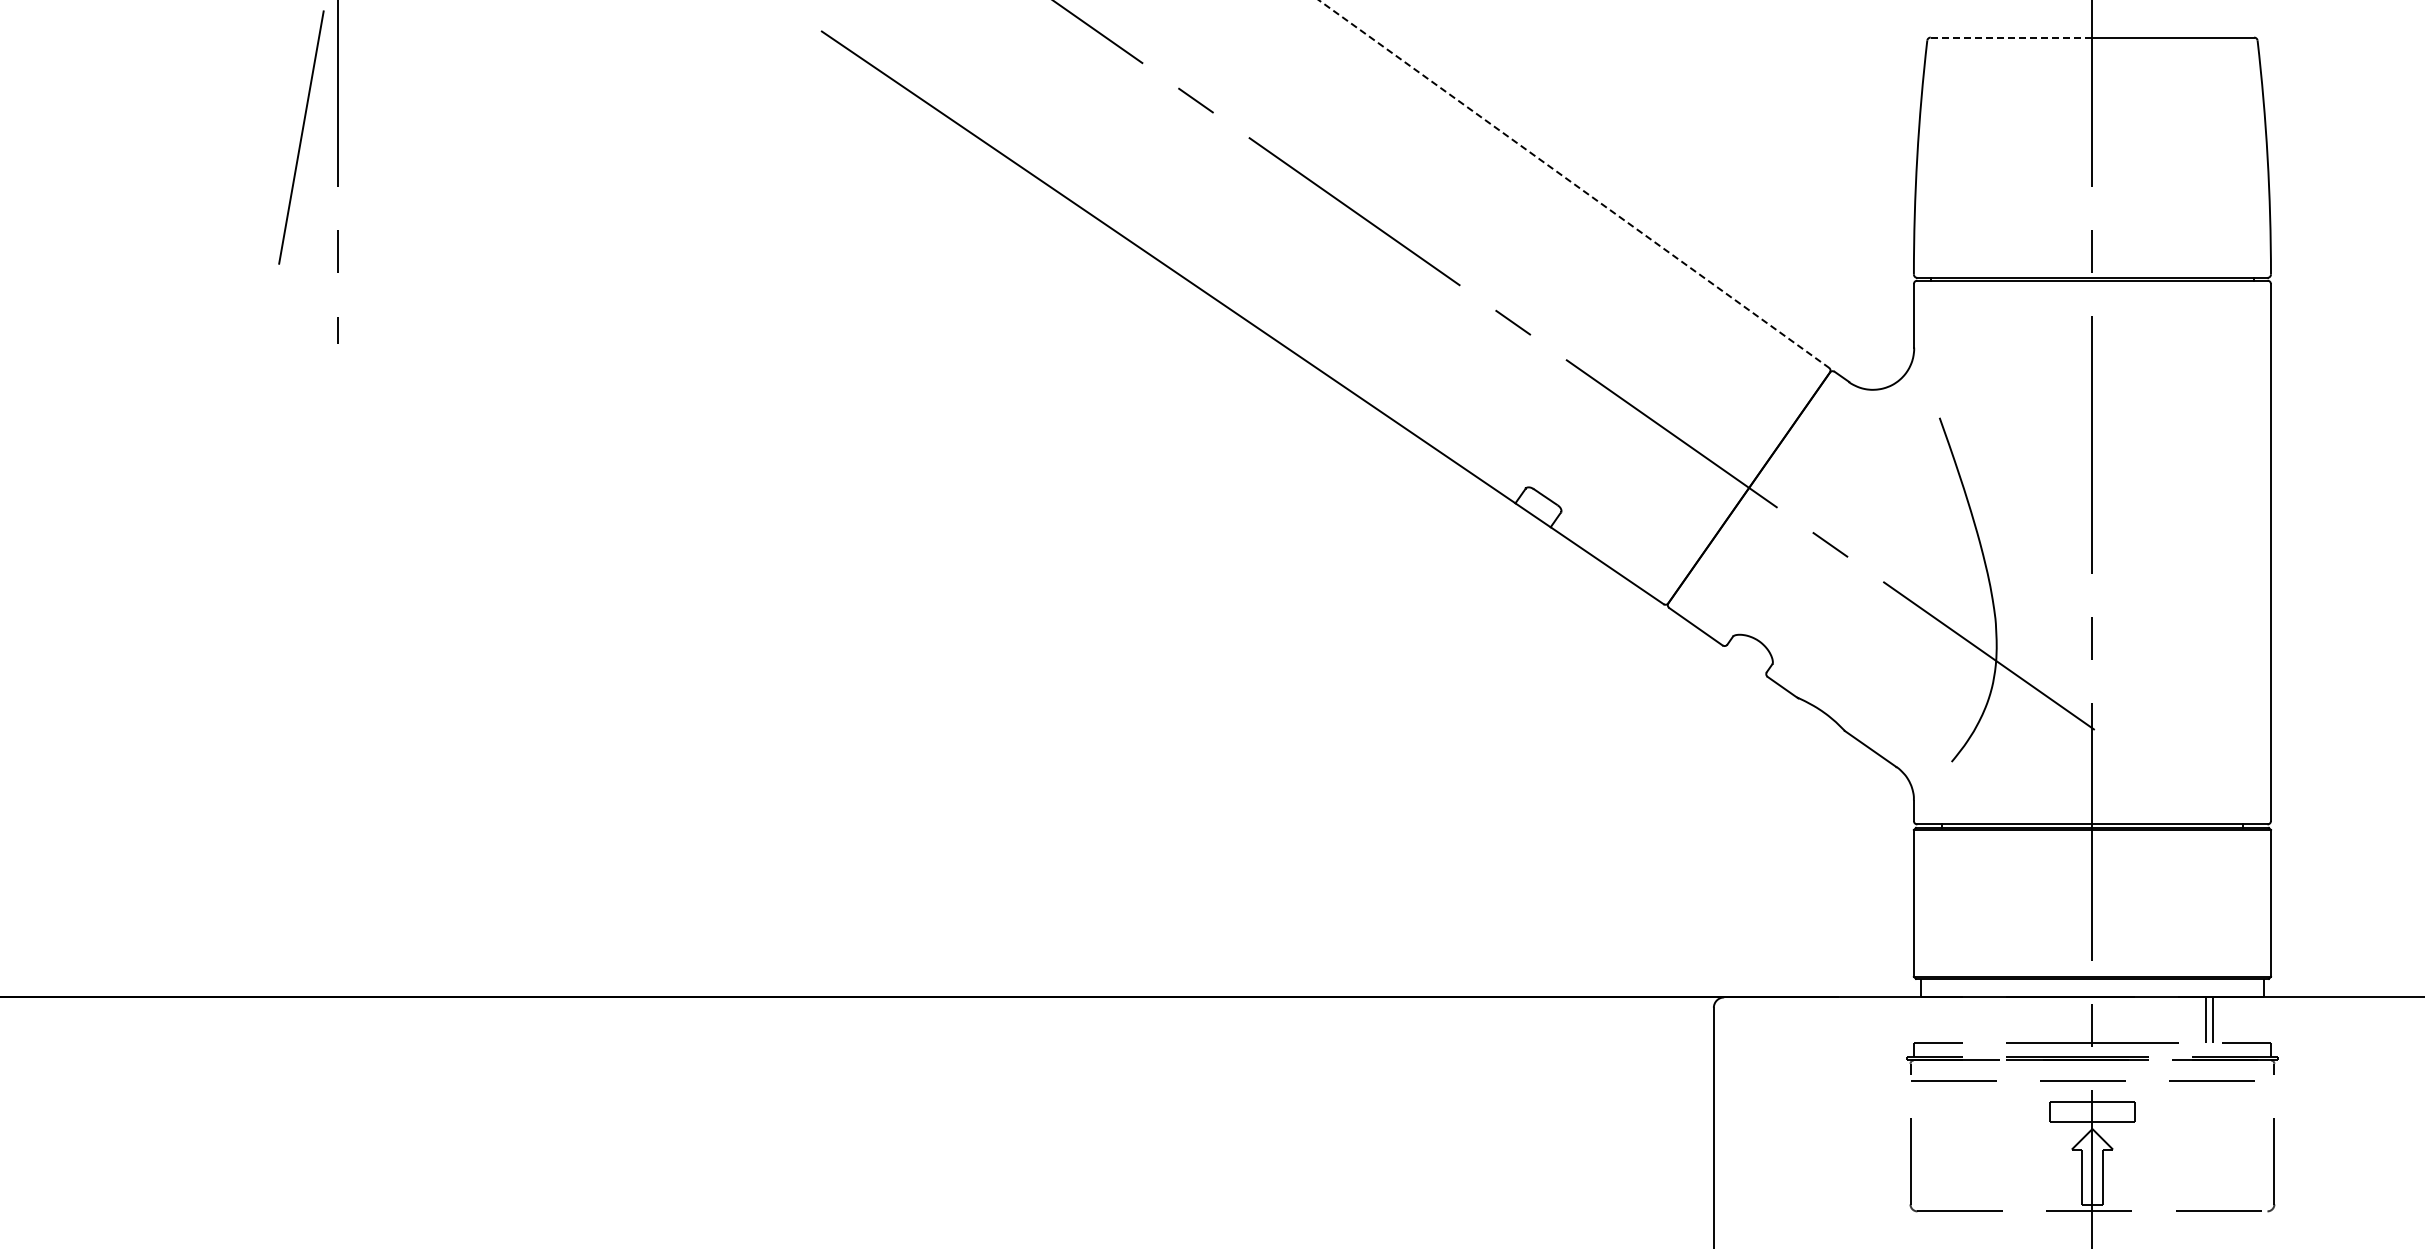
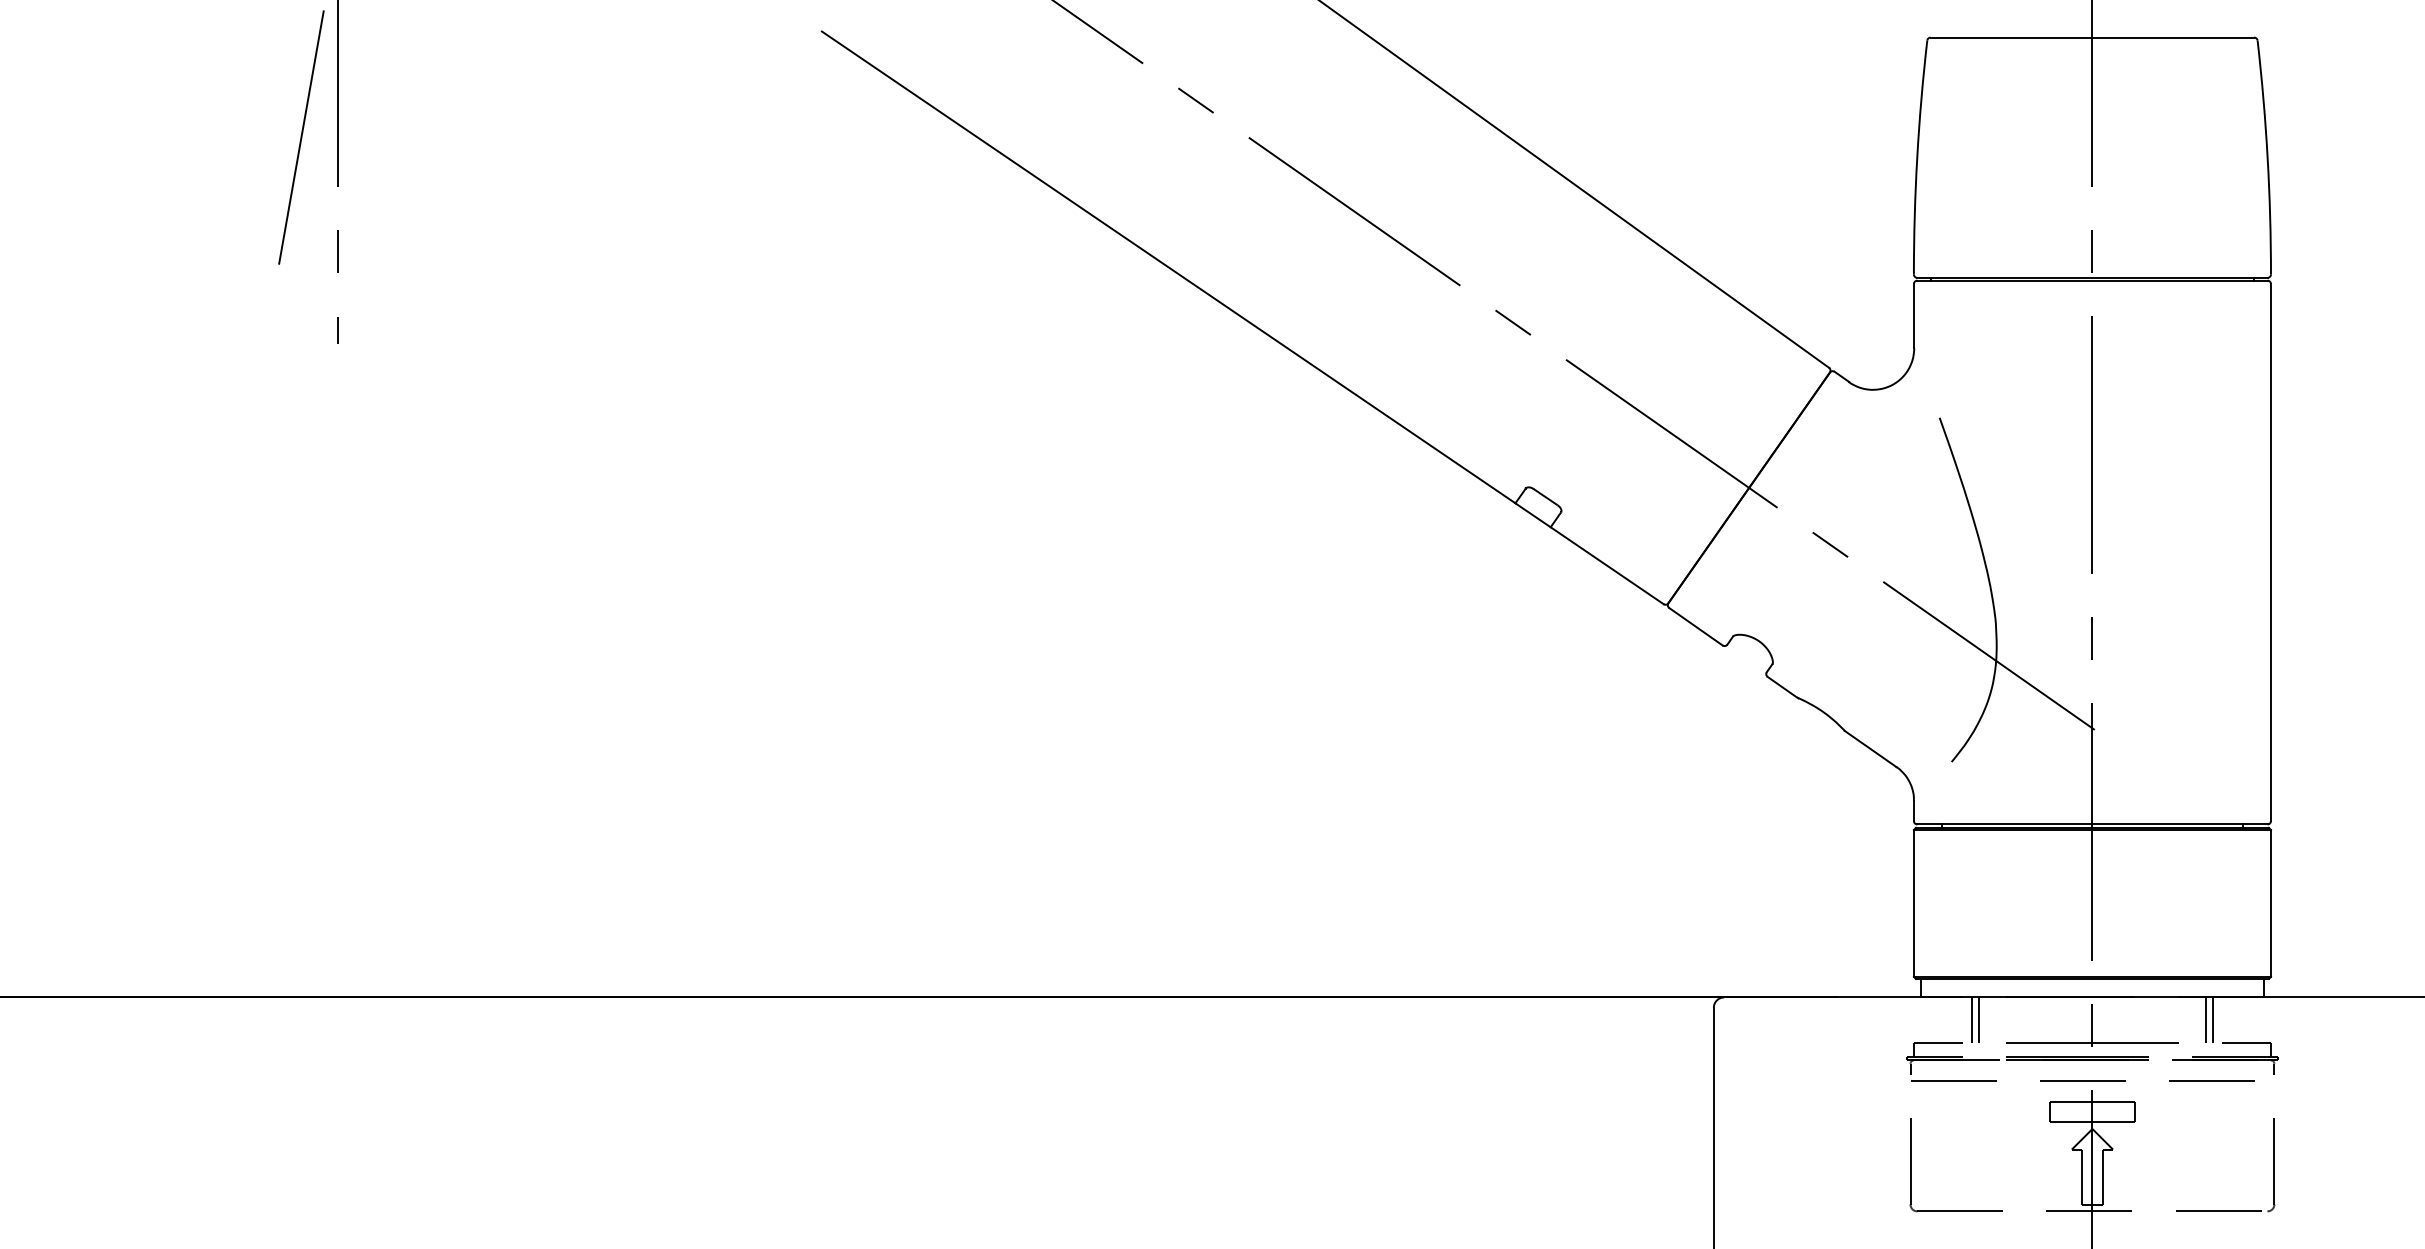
line: dashed -> solid (2011, 37)
line: dashed -> solid (1574, 184)
line: none -> present (1972, 1020)
line: none -> present (1979, 1020)
